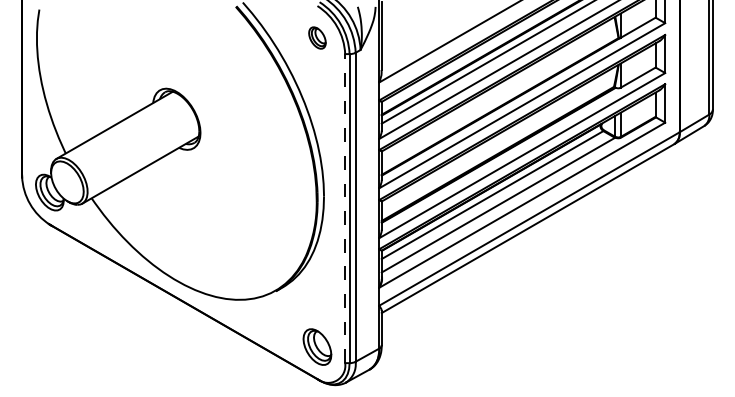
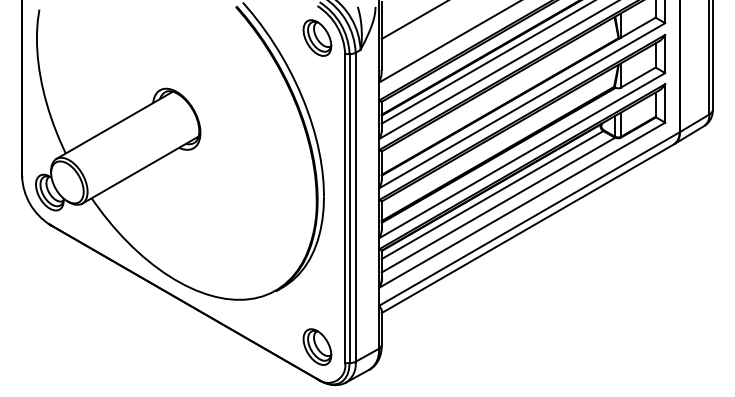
line: none -> present (413, 20)
part size: 19x24 px -> 31x38 px (317, 37)
line: dashed -> solid (345, 208)
